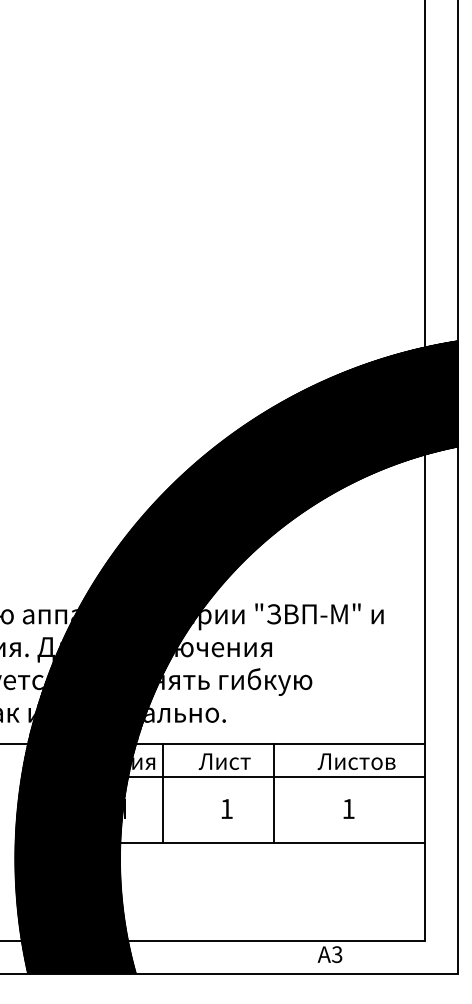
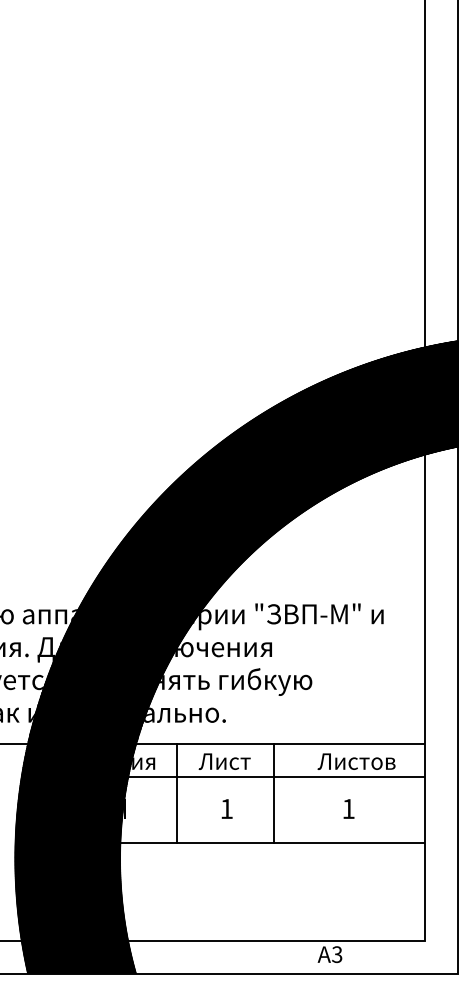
line position: (162, 793) -> (176, 793) (176, 793)
